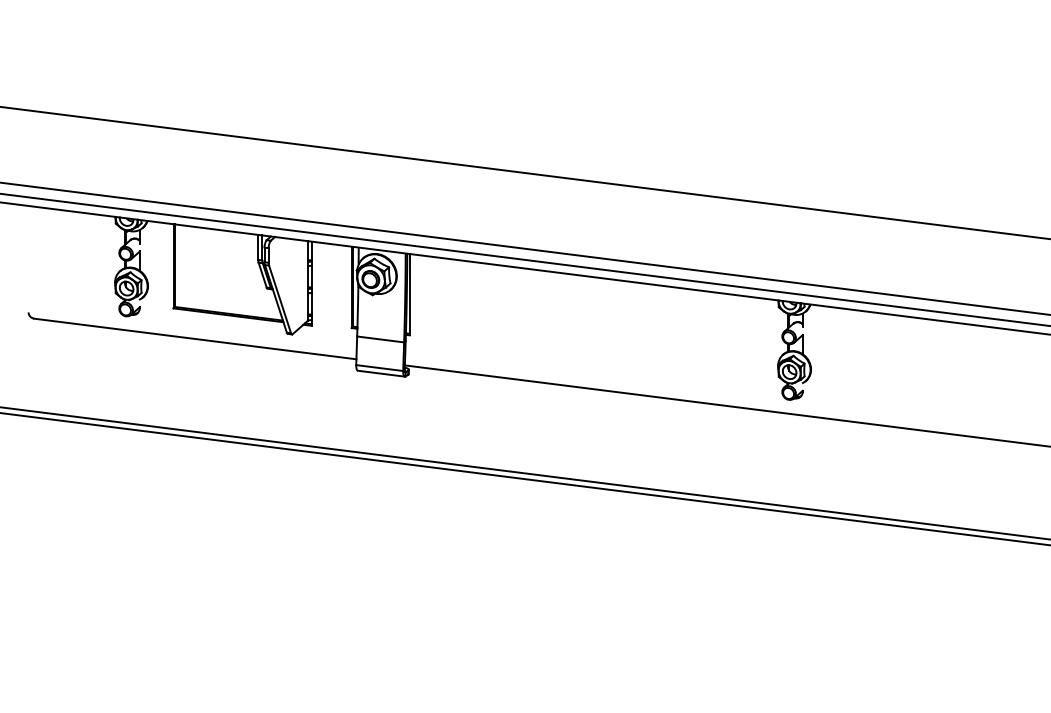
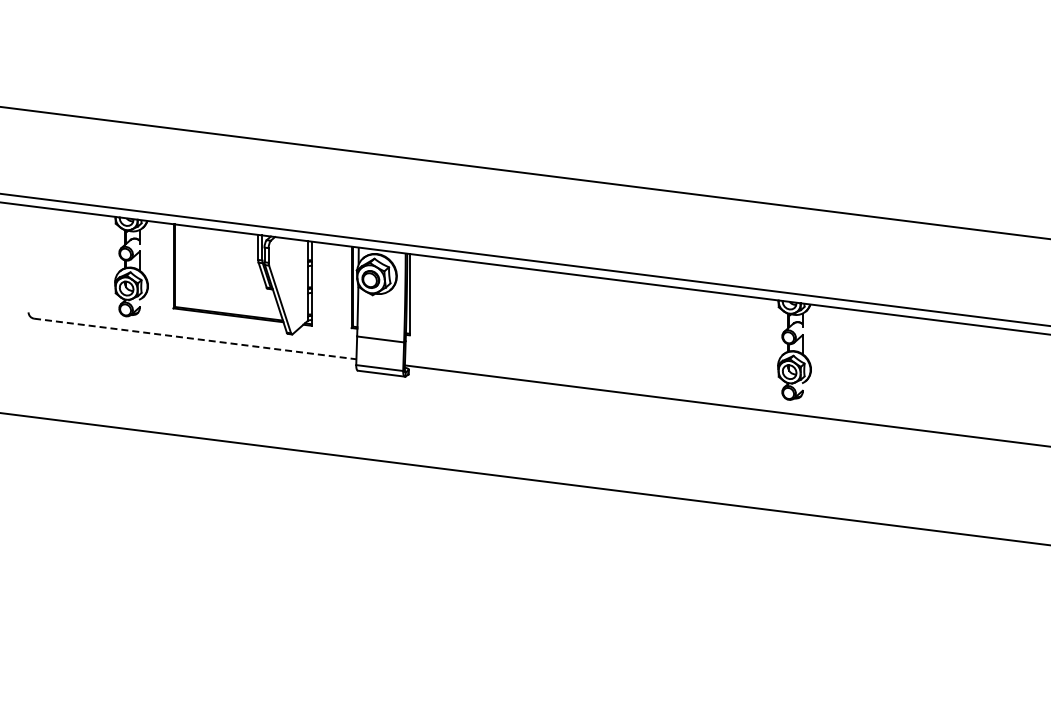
line: present -> none (524, 248)
line: solid -> dashed (195, 339)
line: present -> none (524, 473)
